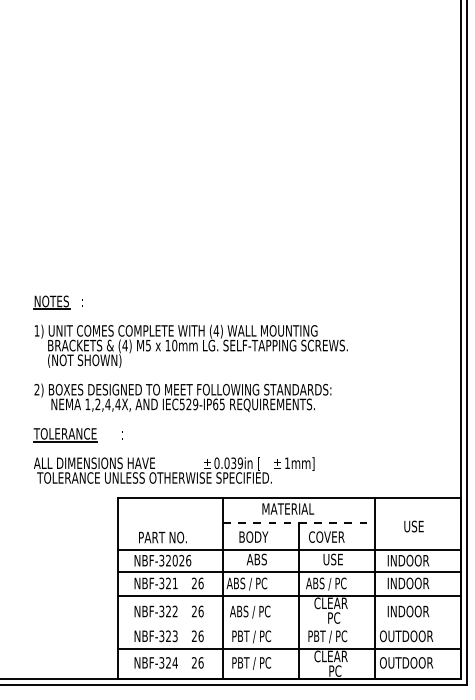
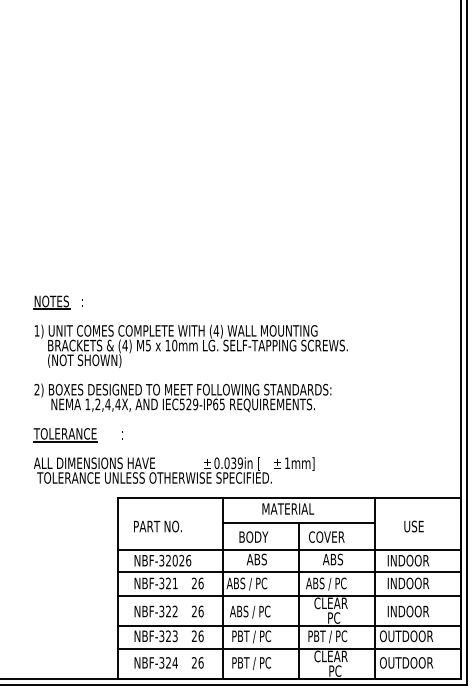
line: dashed -> solid (298, 522)
text position: (162, 537) -> (157, 526) (157, 526)
text: USE -> ABS (332, 559)
line: none -> present (289, 626)
